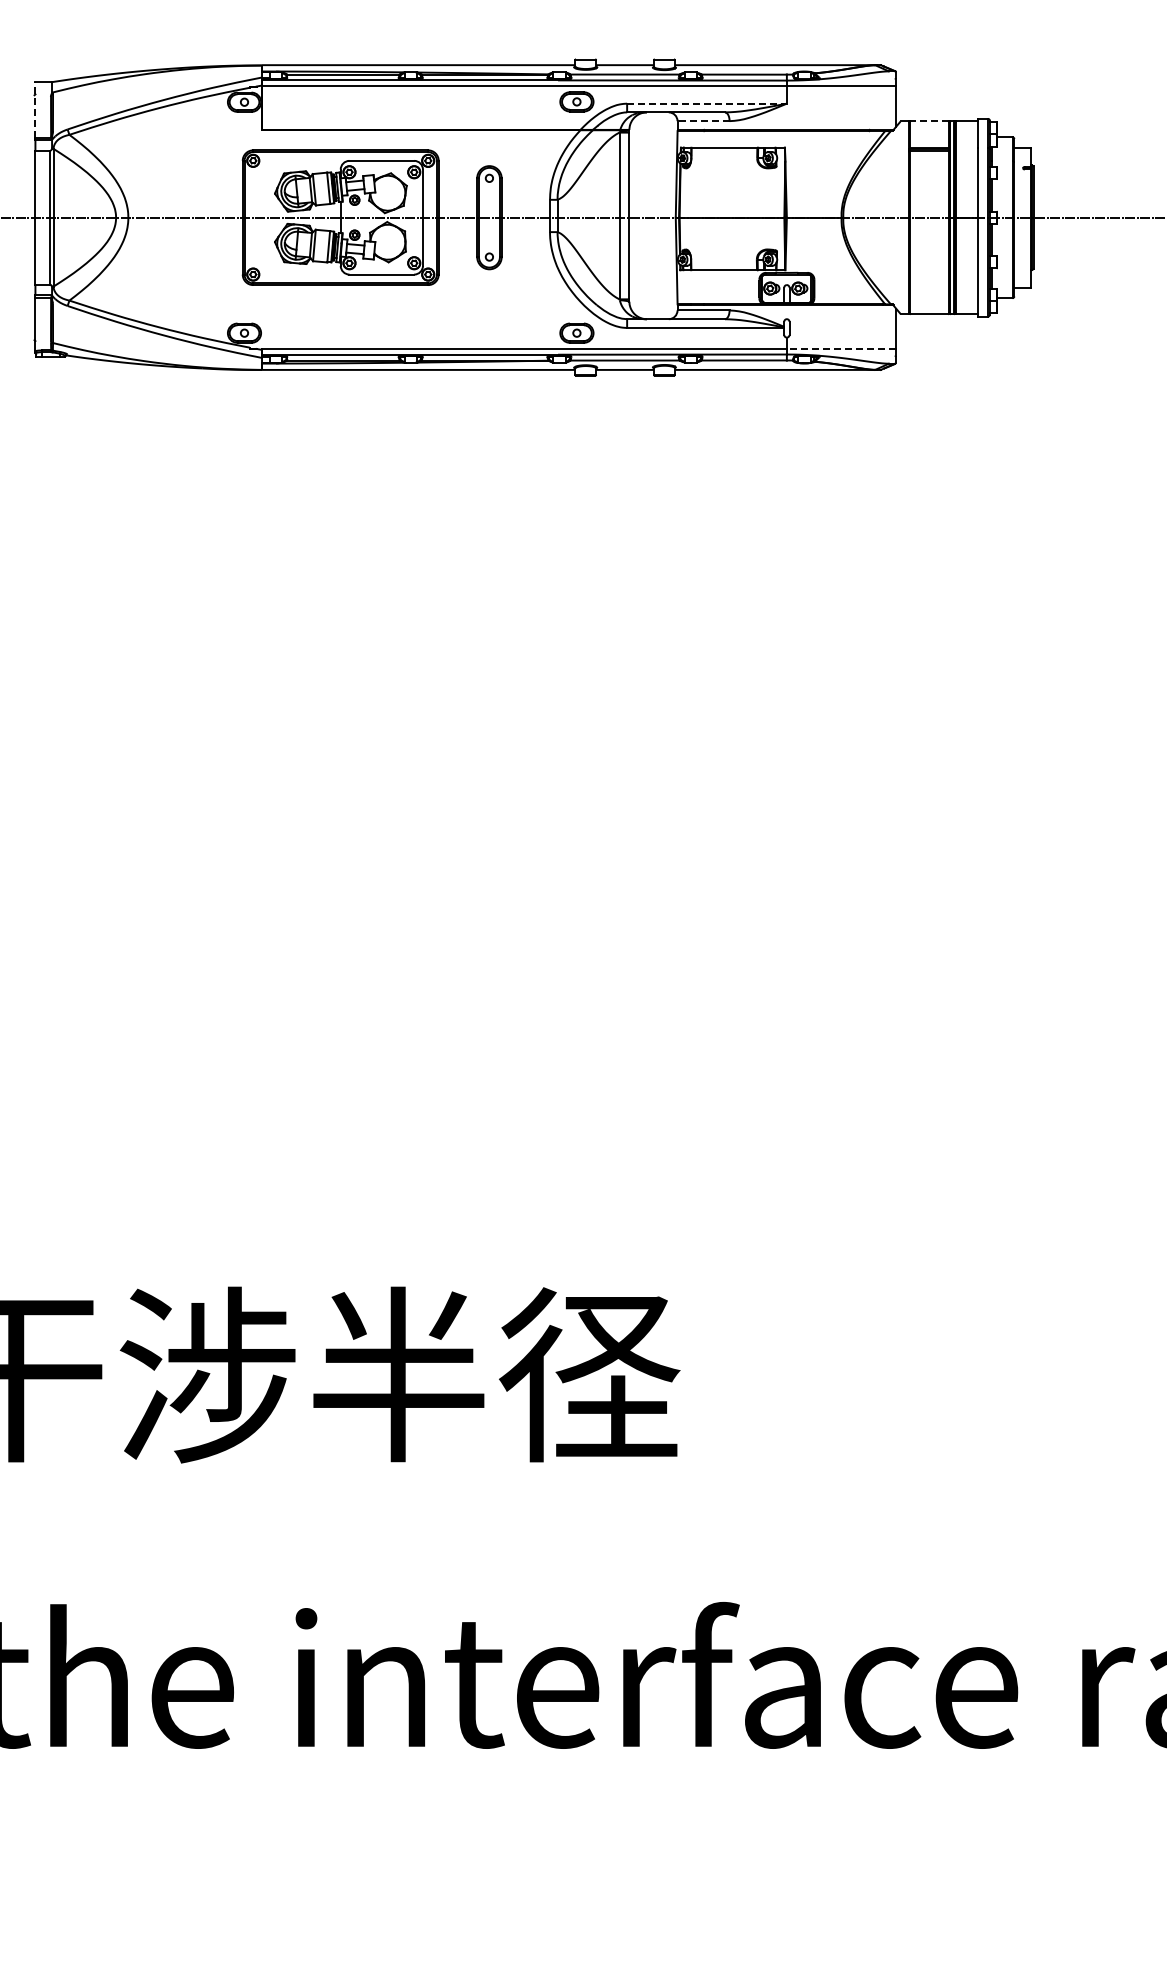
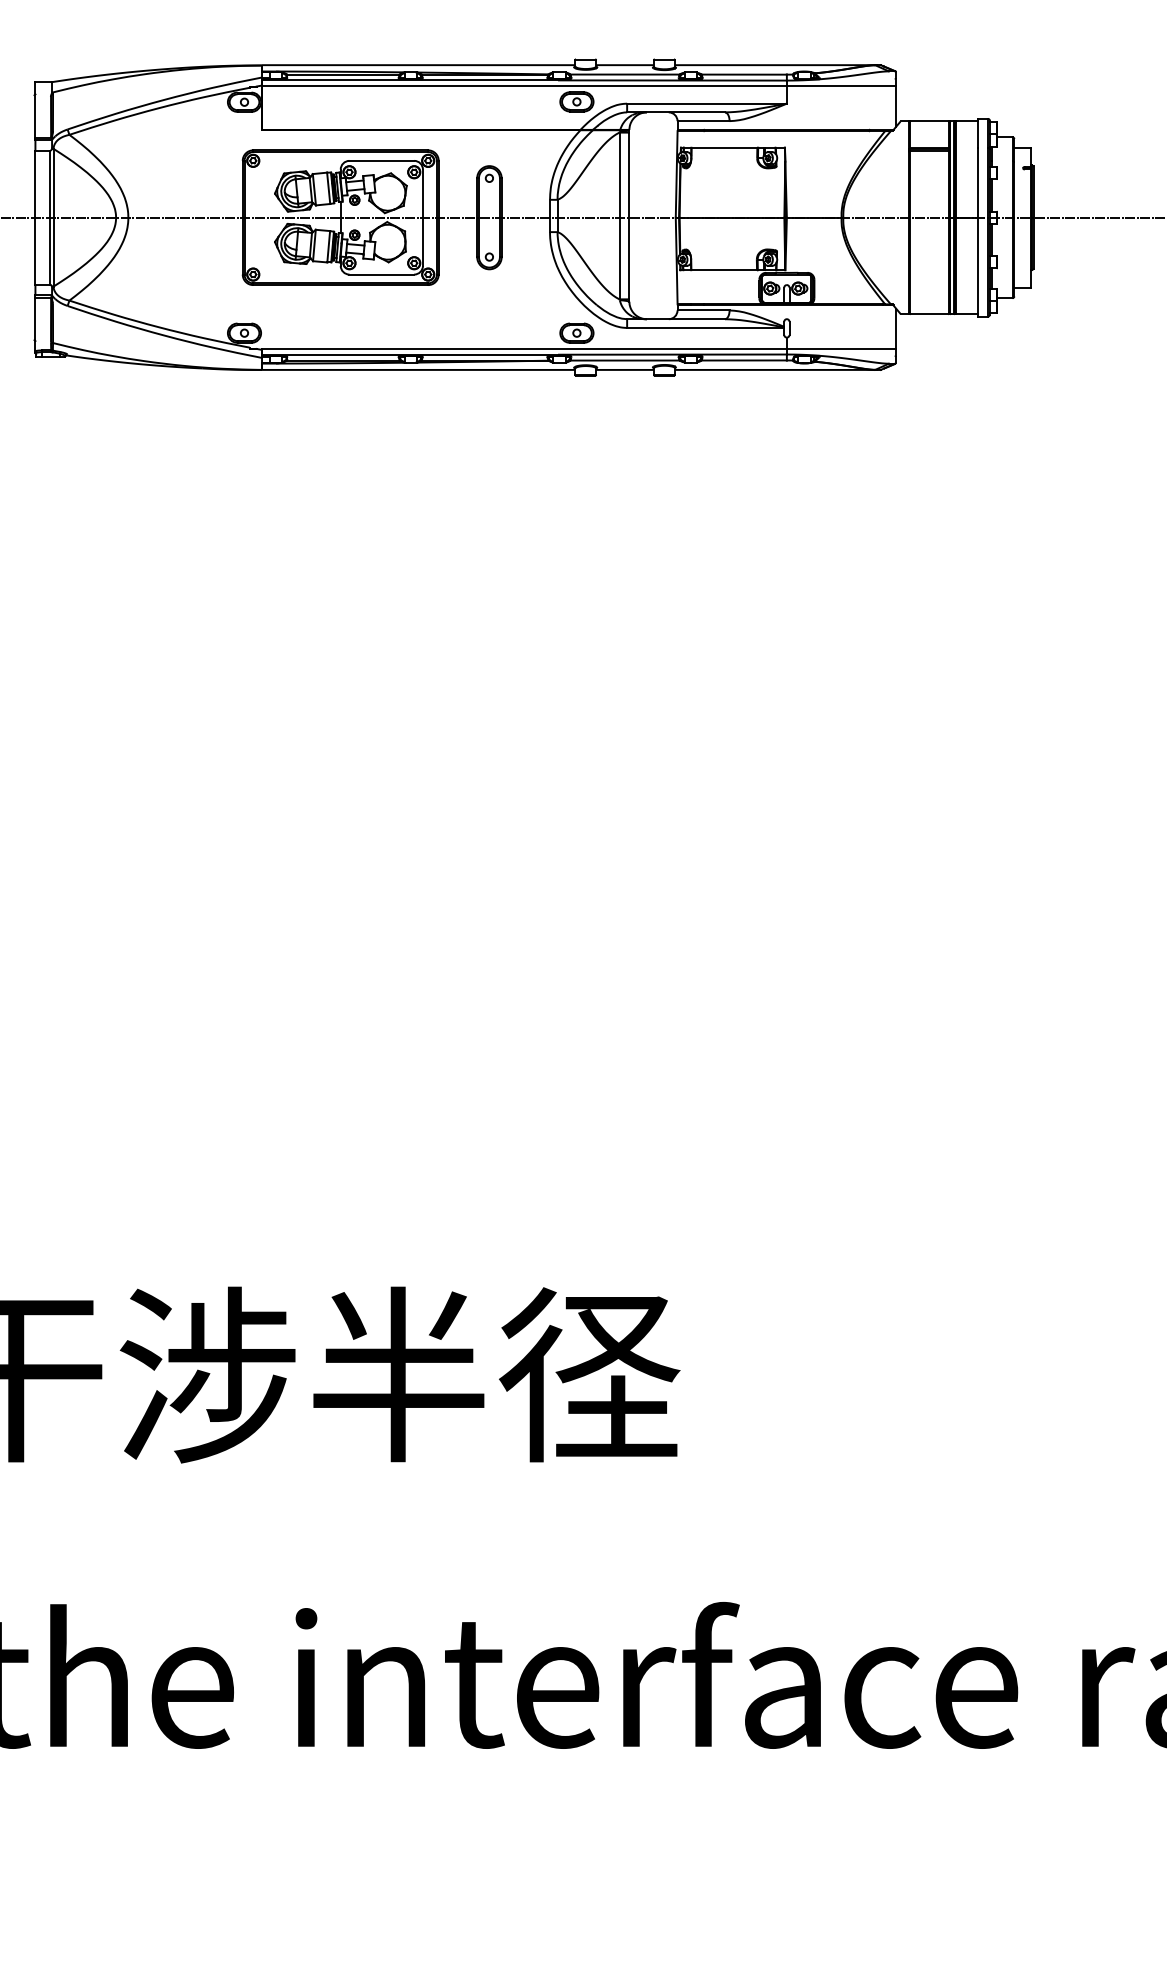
line: dashed -> solid (707, 103)
line: dashed -> solid (35, 109)
line: dashed -> solid (703, 121)
line: dashed -> solid (928, 121)
line: dashed -> solid (841, 348)
